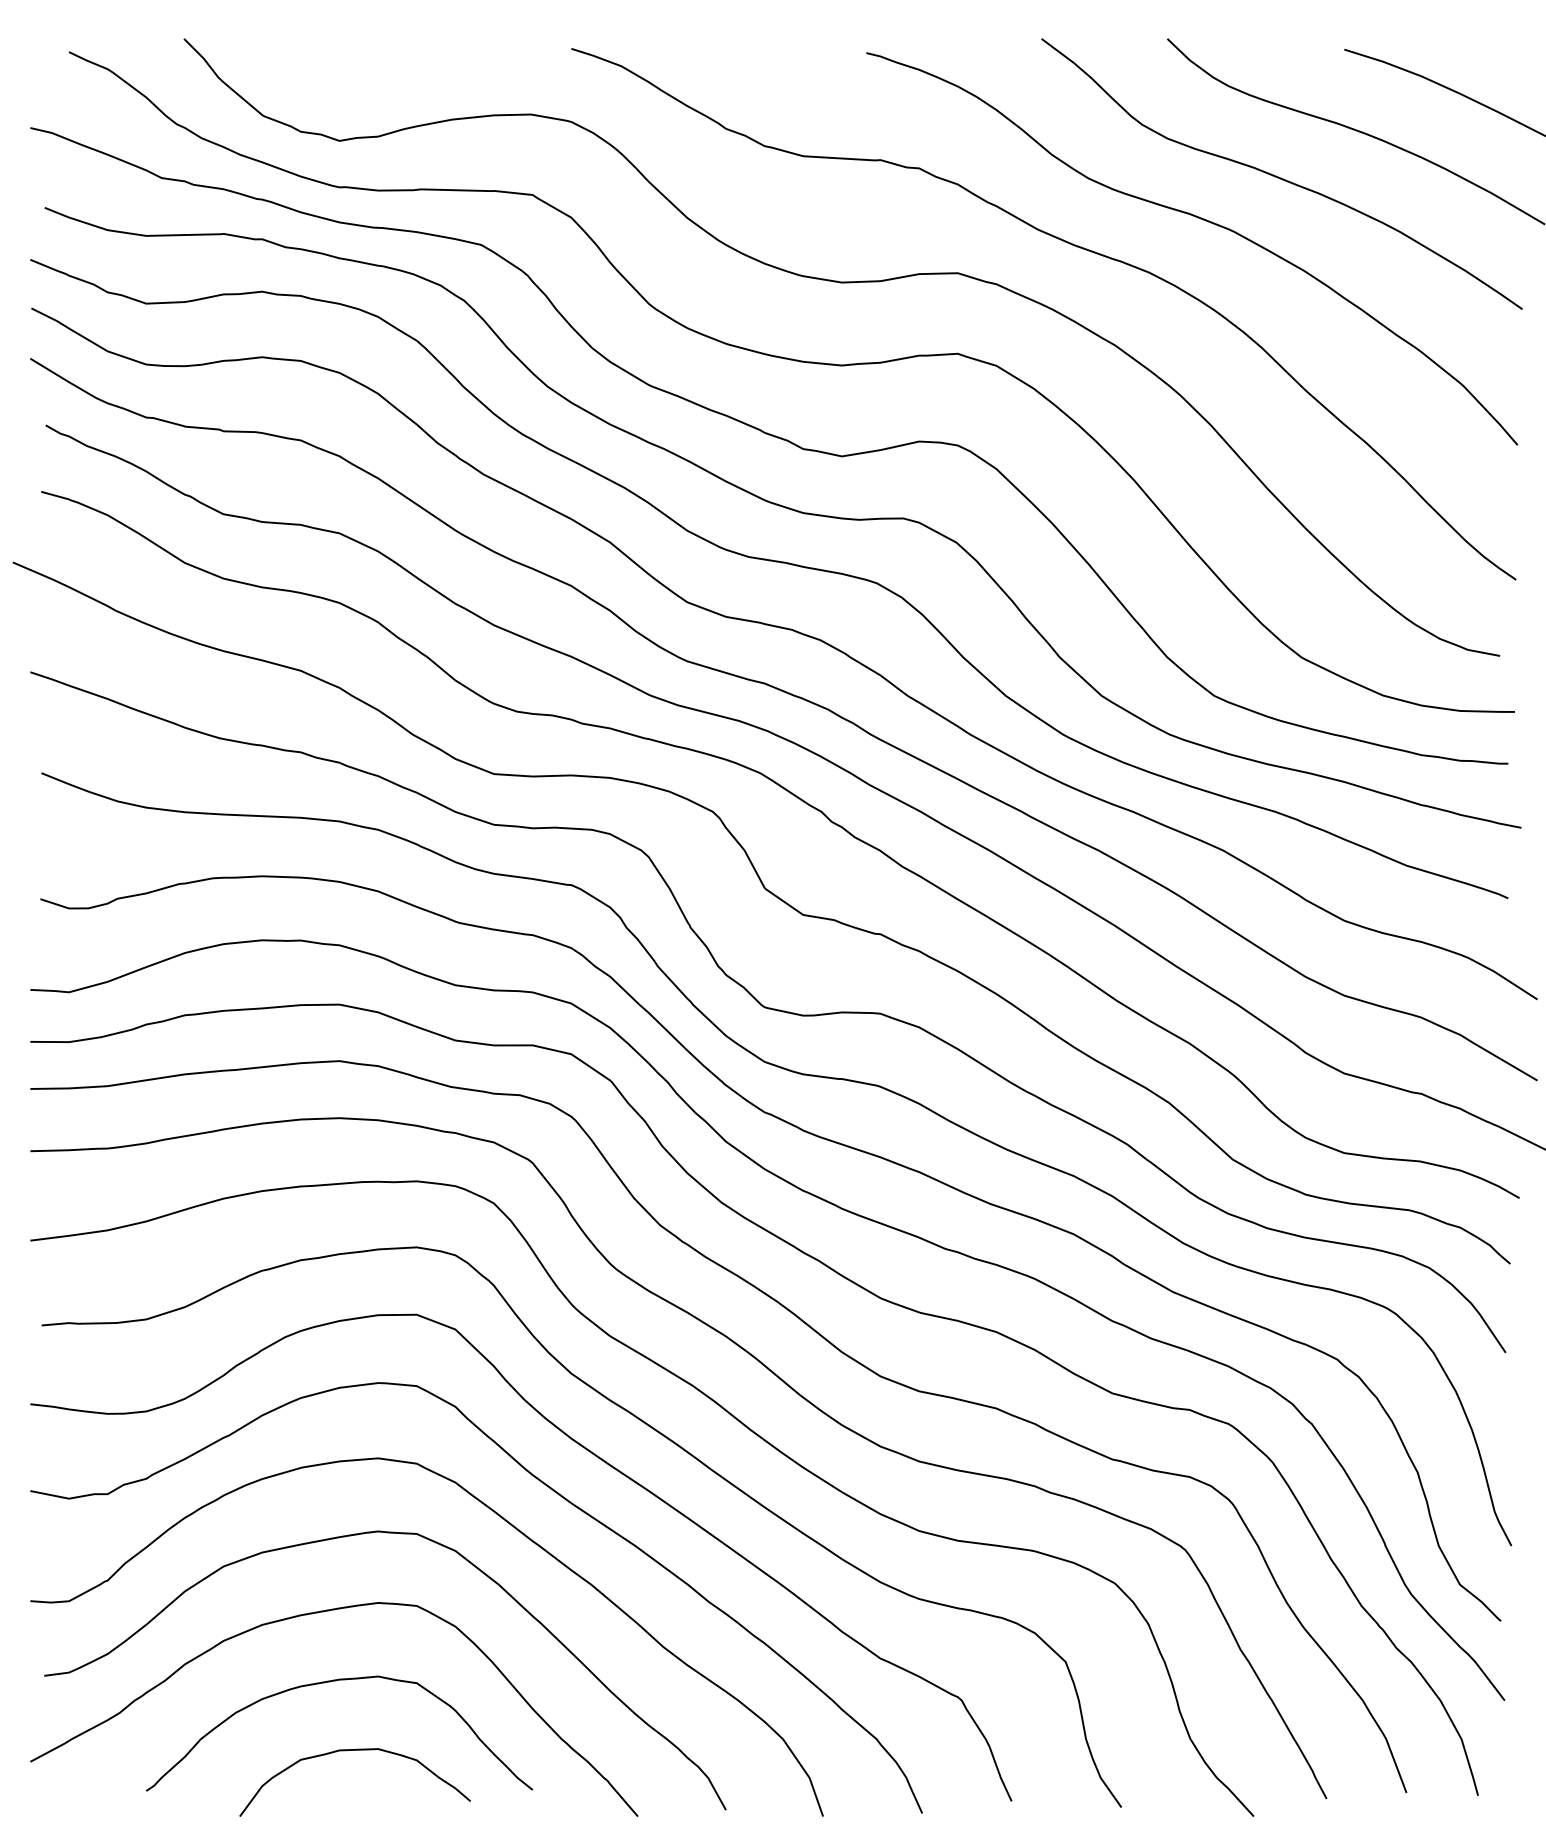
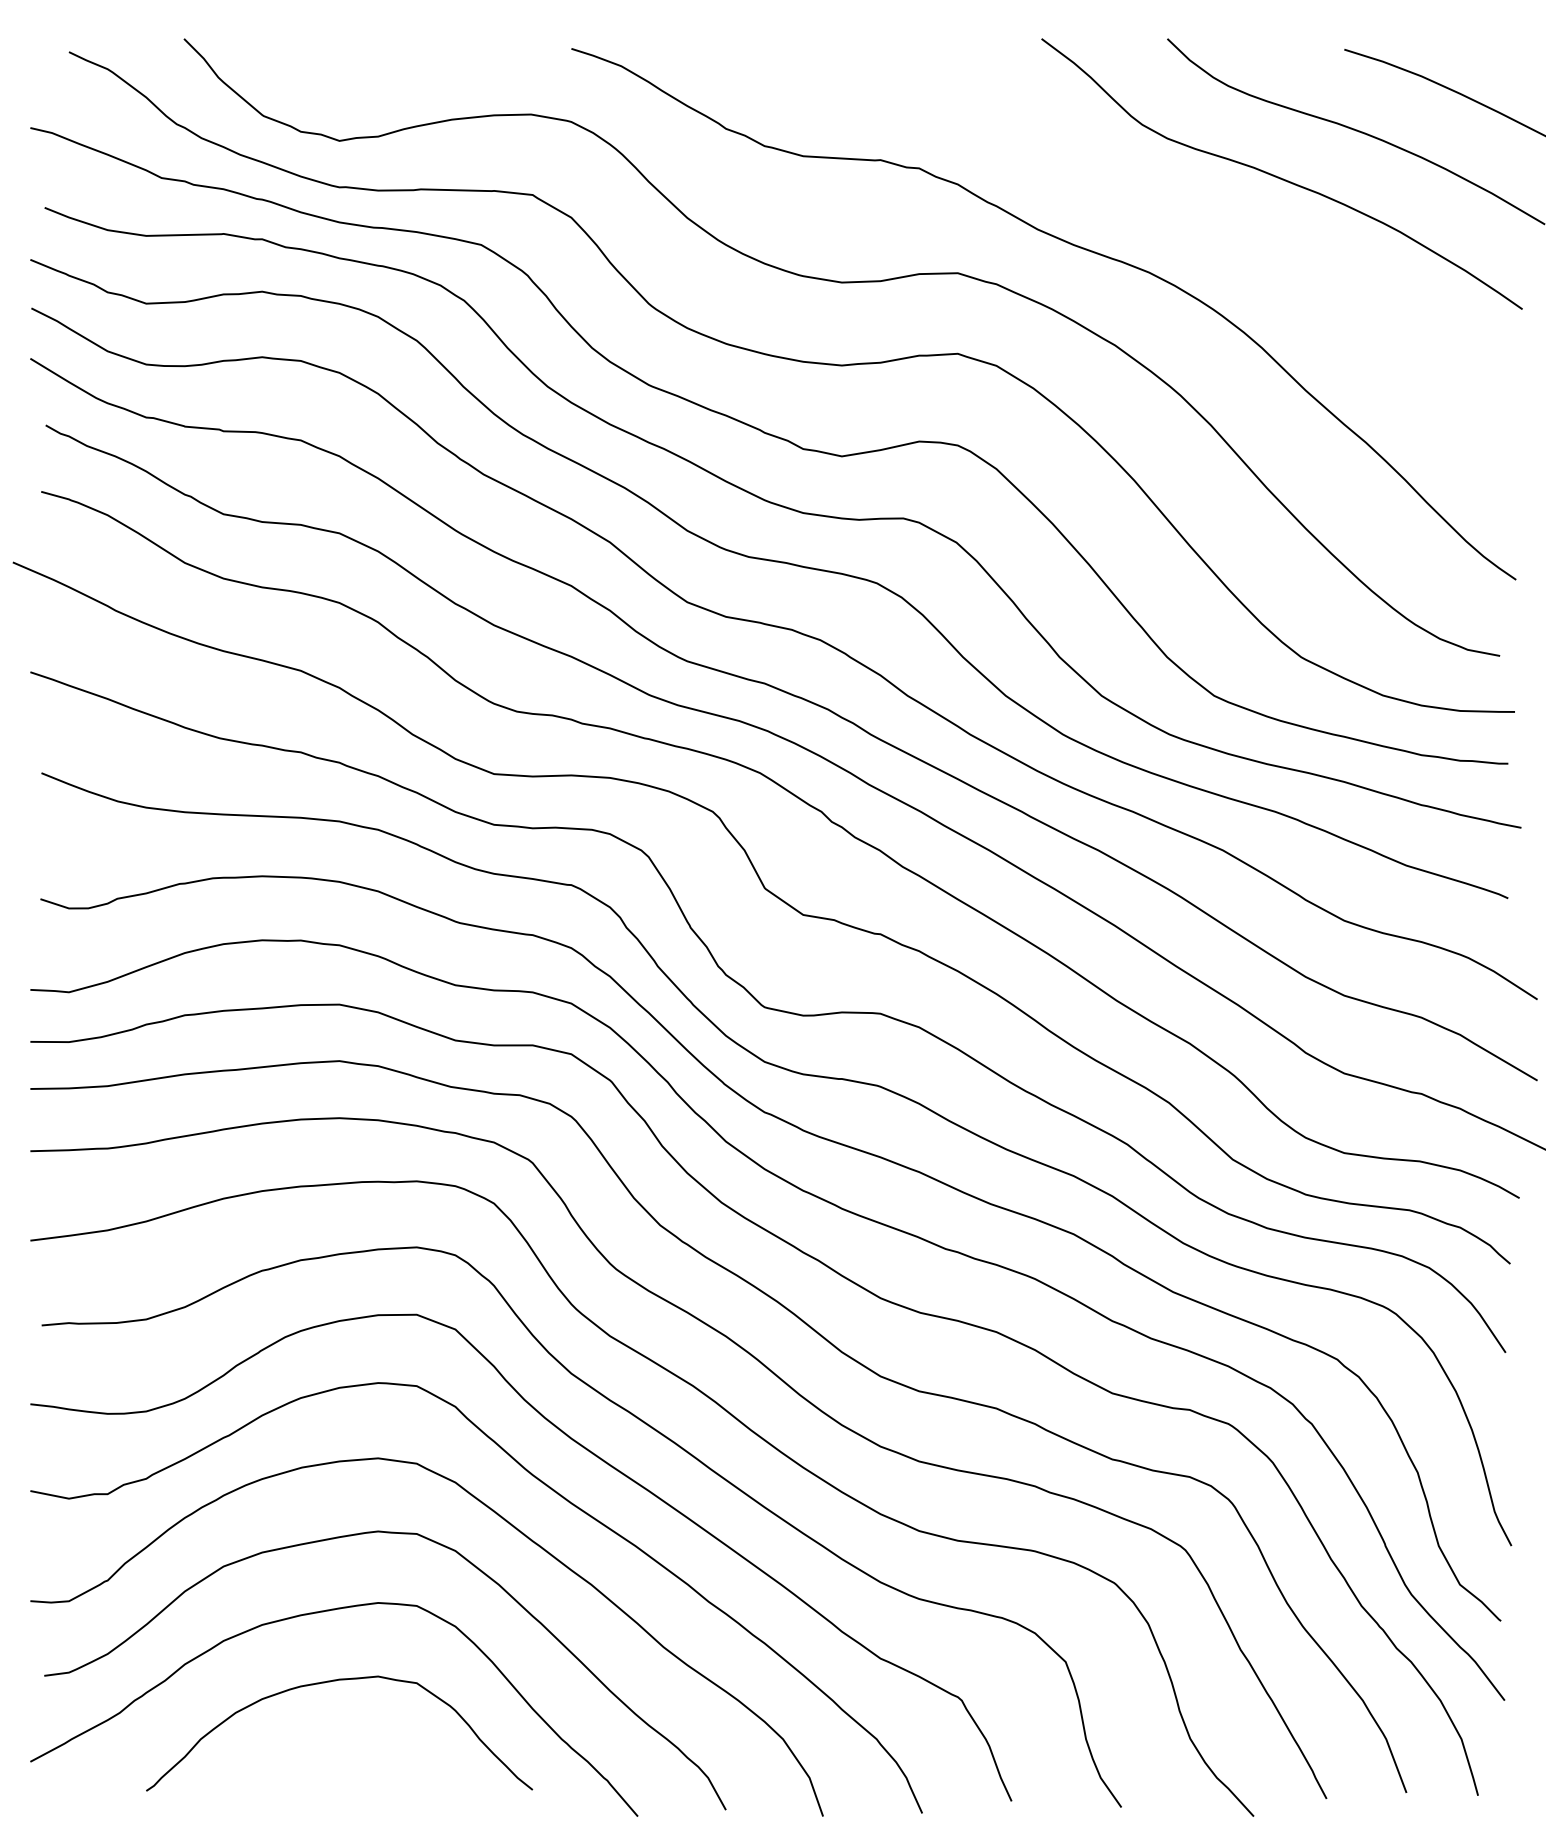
curve: present -> none (1205, 221)
curve: present -> none (354, 1750)
